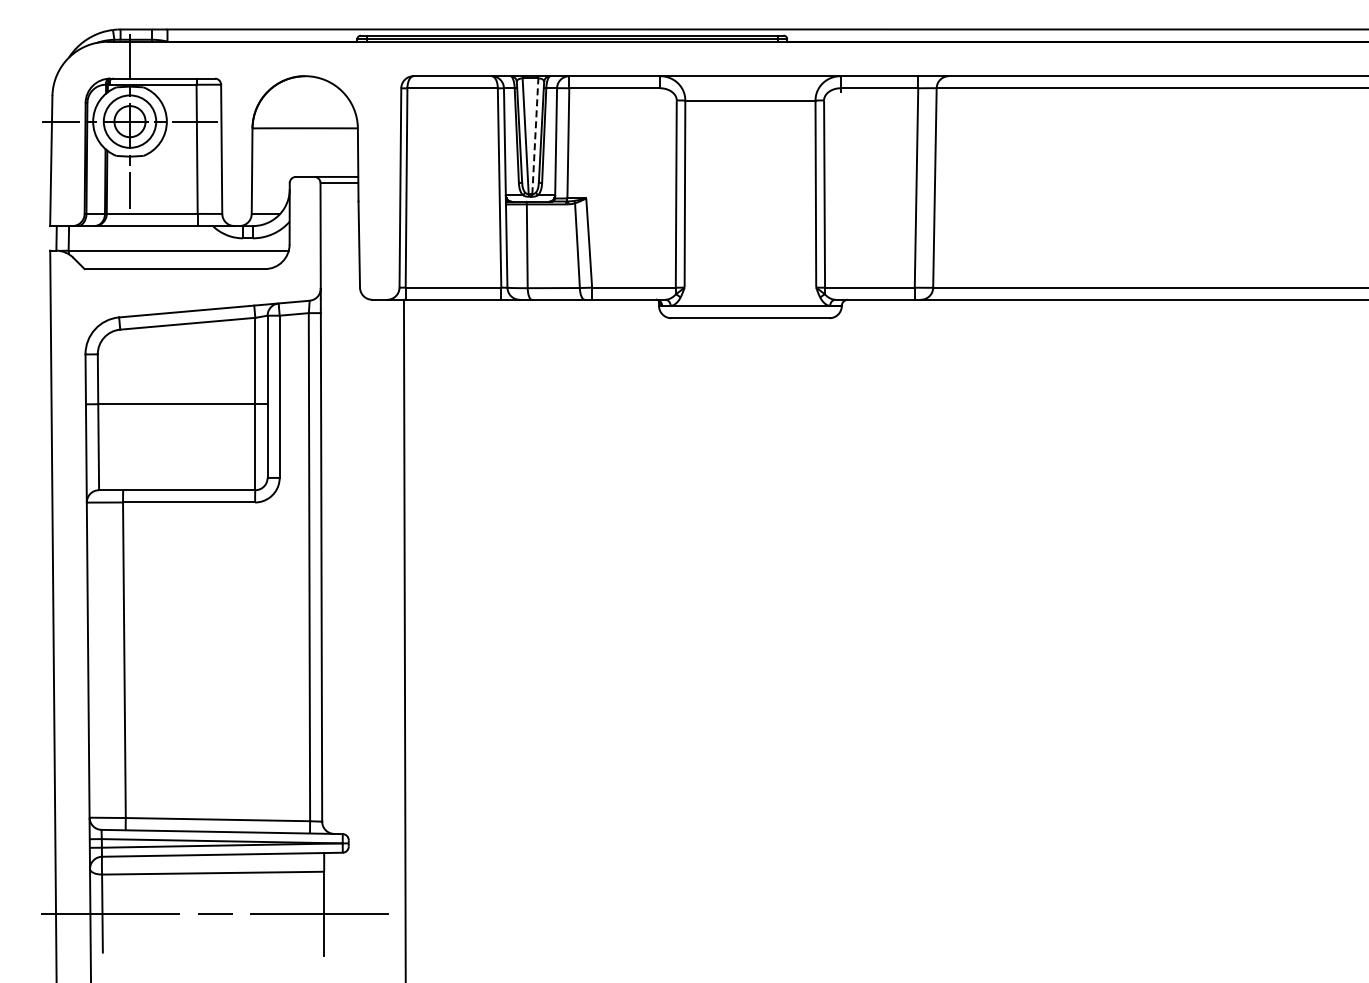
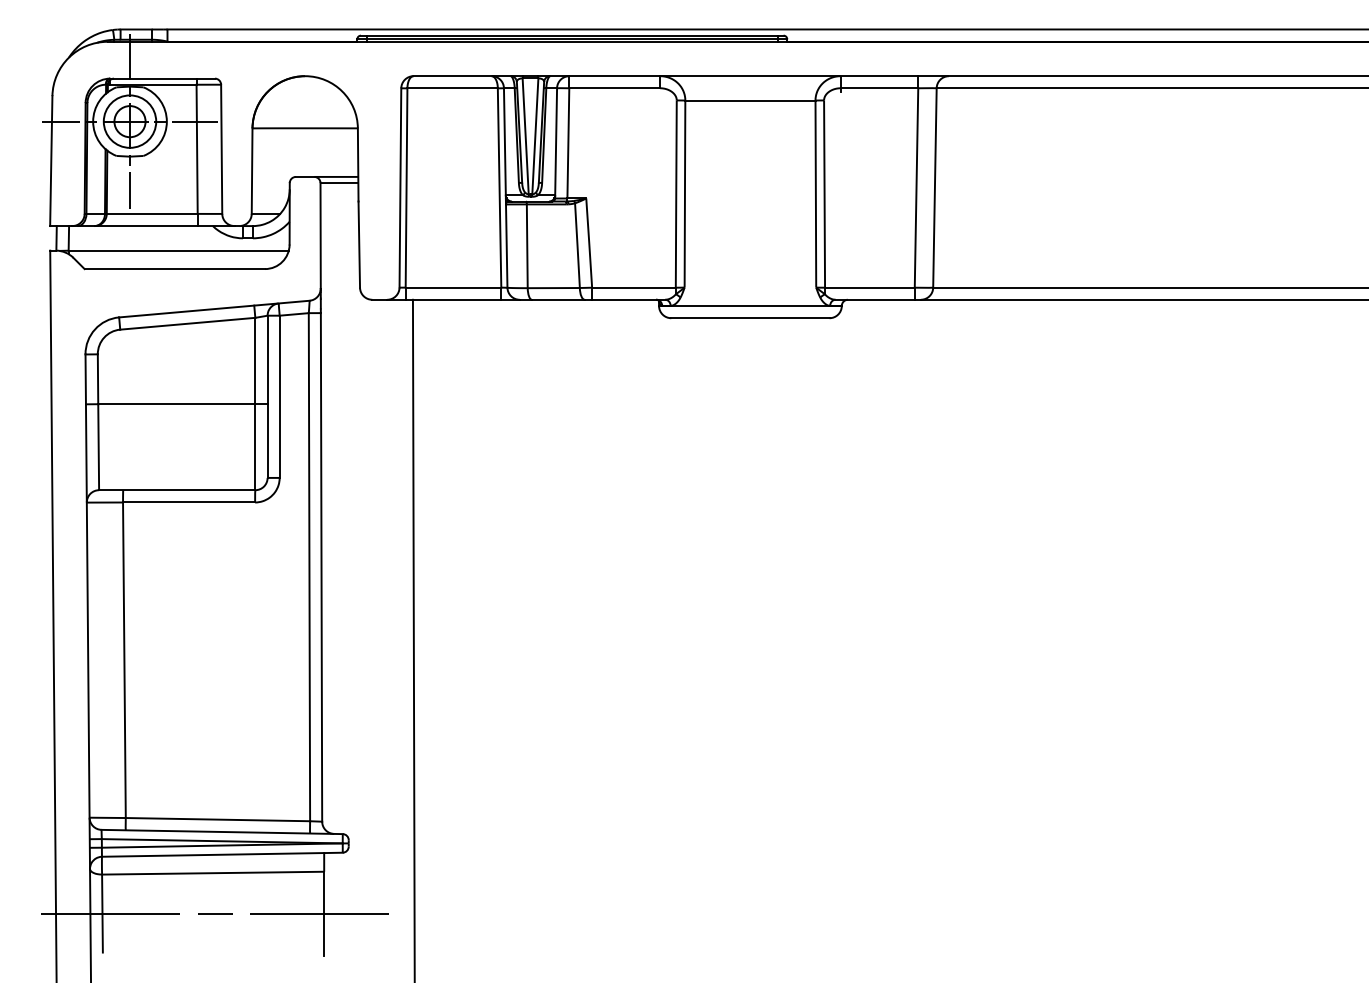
line: dashed -> solid (535, 136)
line position: (404, 639) -> (413, 639) (413, 639)
